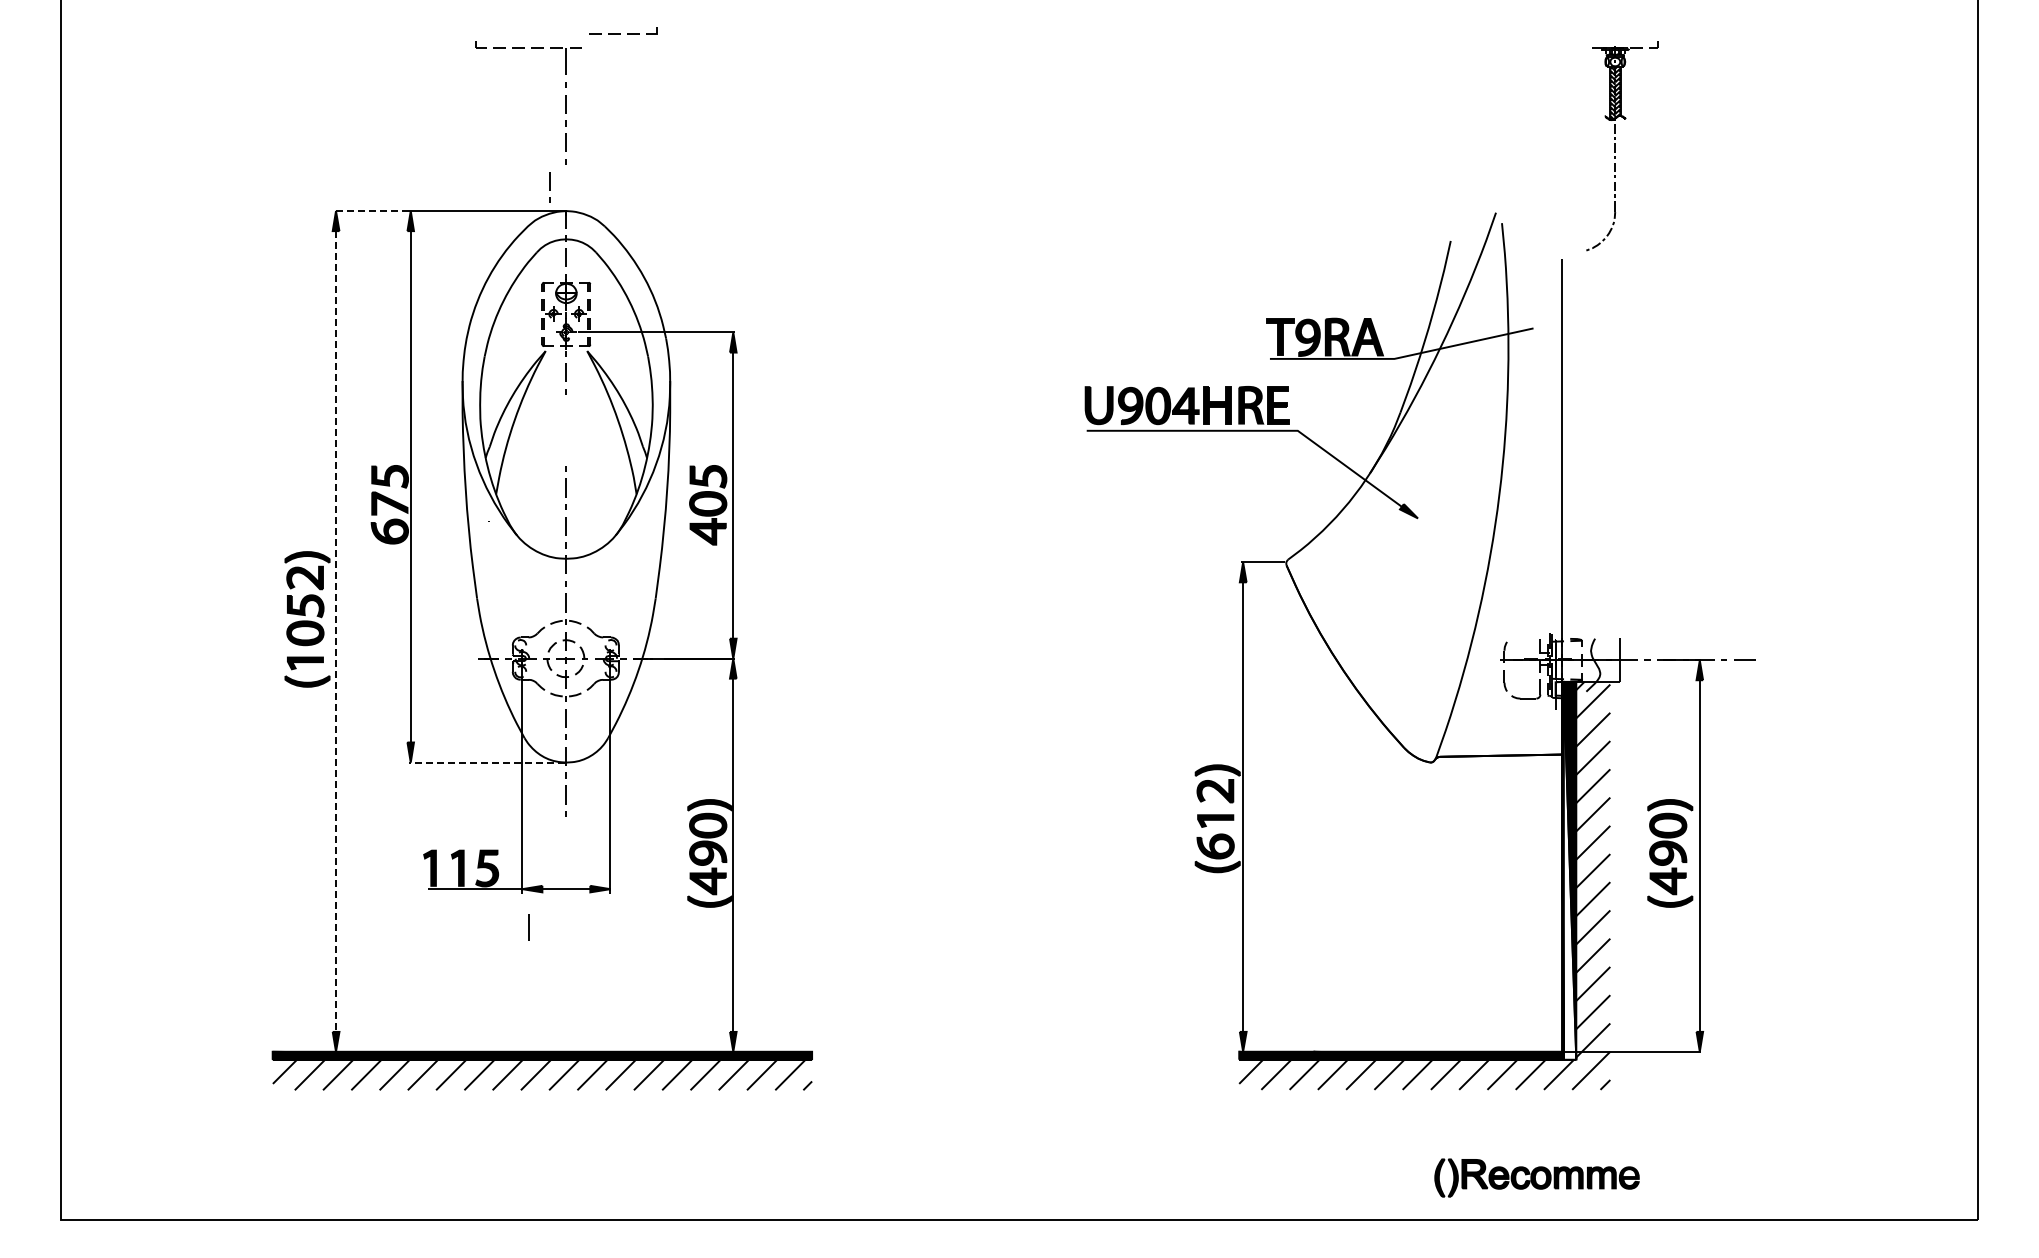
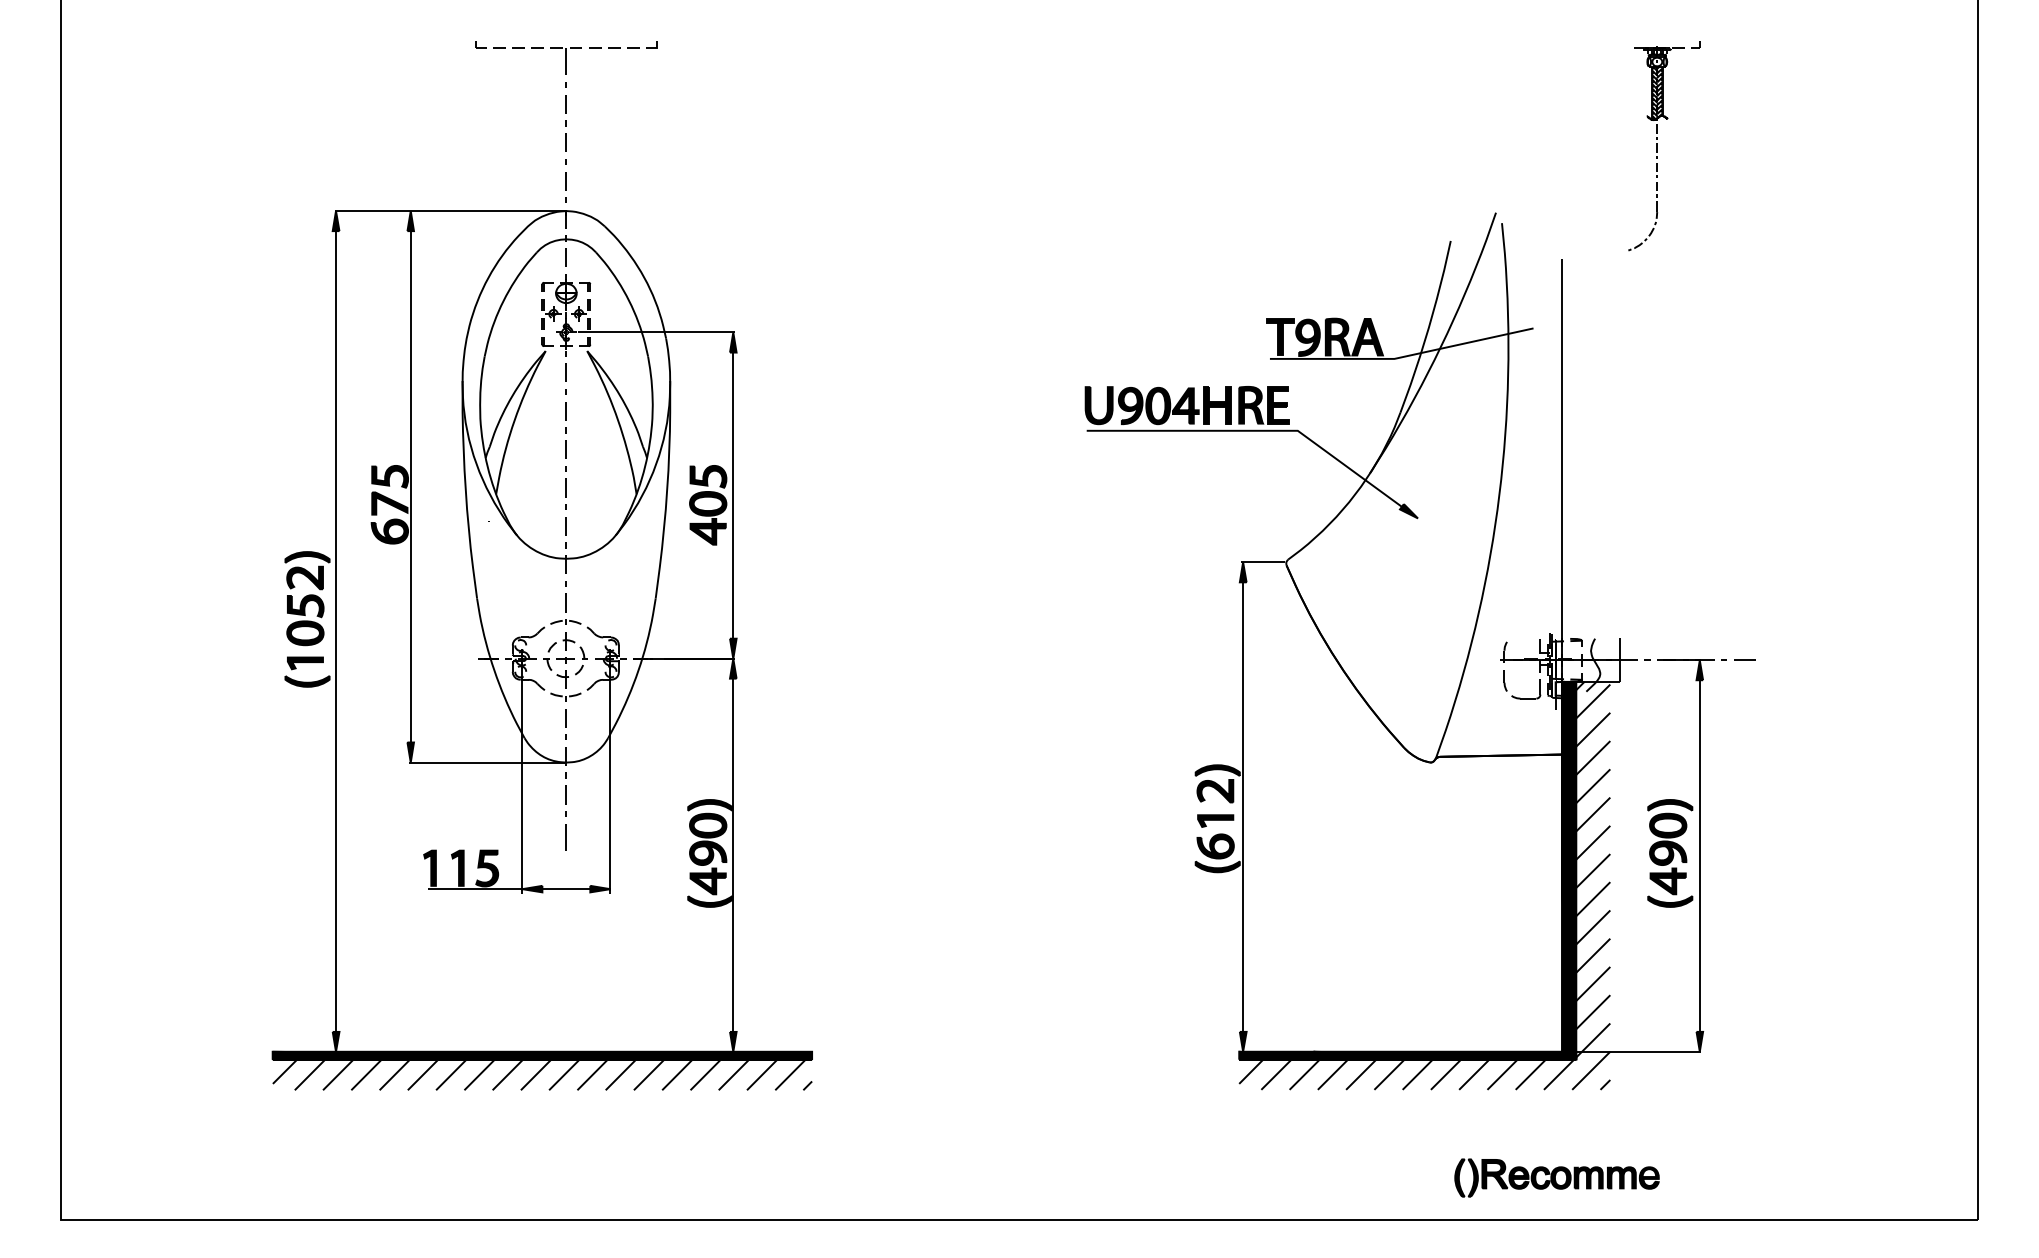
part position: (623, 30) -> (623, 44) (623, 44)
part position: (1615, 146) -> (1657, 146) (1657, 146)
line position: (549, 187) -> (565, 187) (565, 187)
line: dashed -> solid (371, 211)
line: none -> present (565, 430)
line: dashed -> solid (336, 632)
line: dashed -> solid (486, 762)
fill: none -> present (1569, 870)
line position: (528, 927) -> (565, 837) (565, 837)
part position: (1536, 1177) -> (1556, 1177) (1556, 1177)
